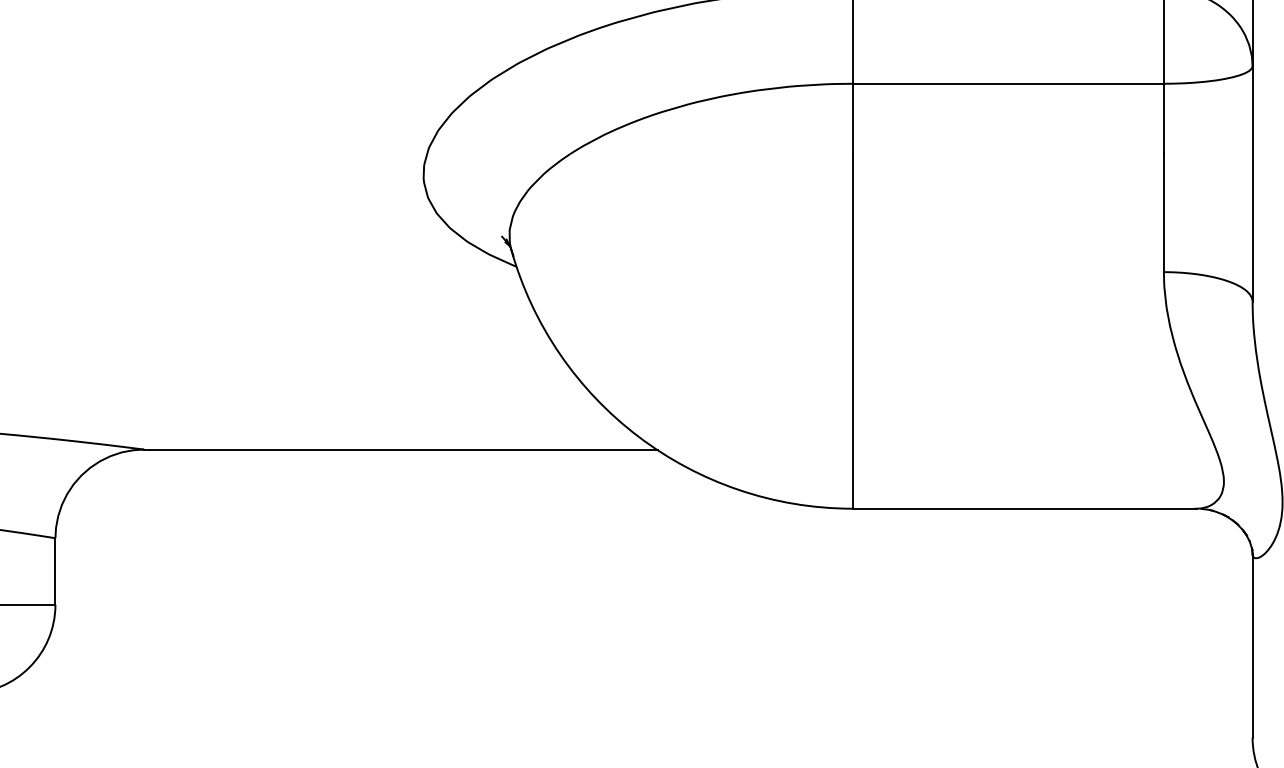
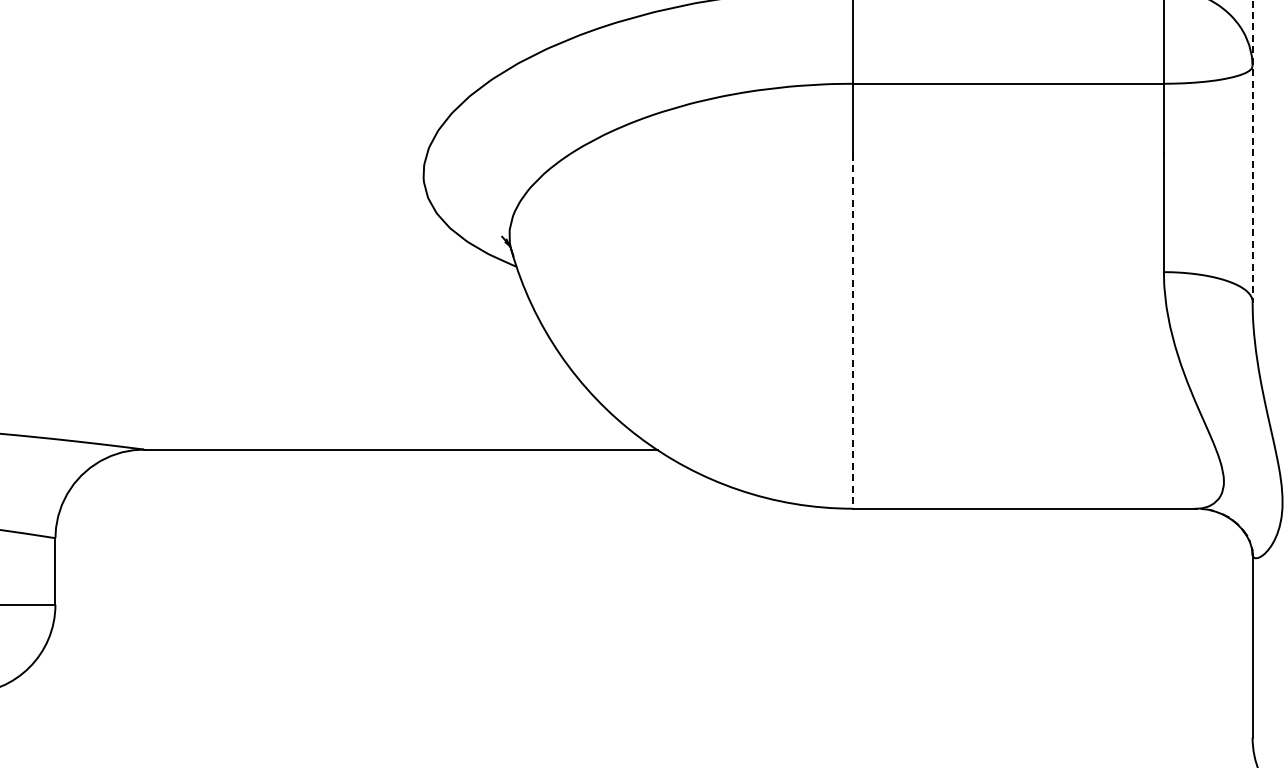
line: solid -> dashed (1252, 151)
line: solid -> dashed (852, 331)
